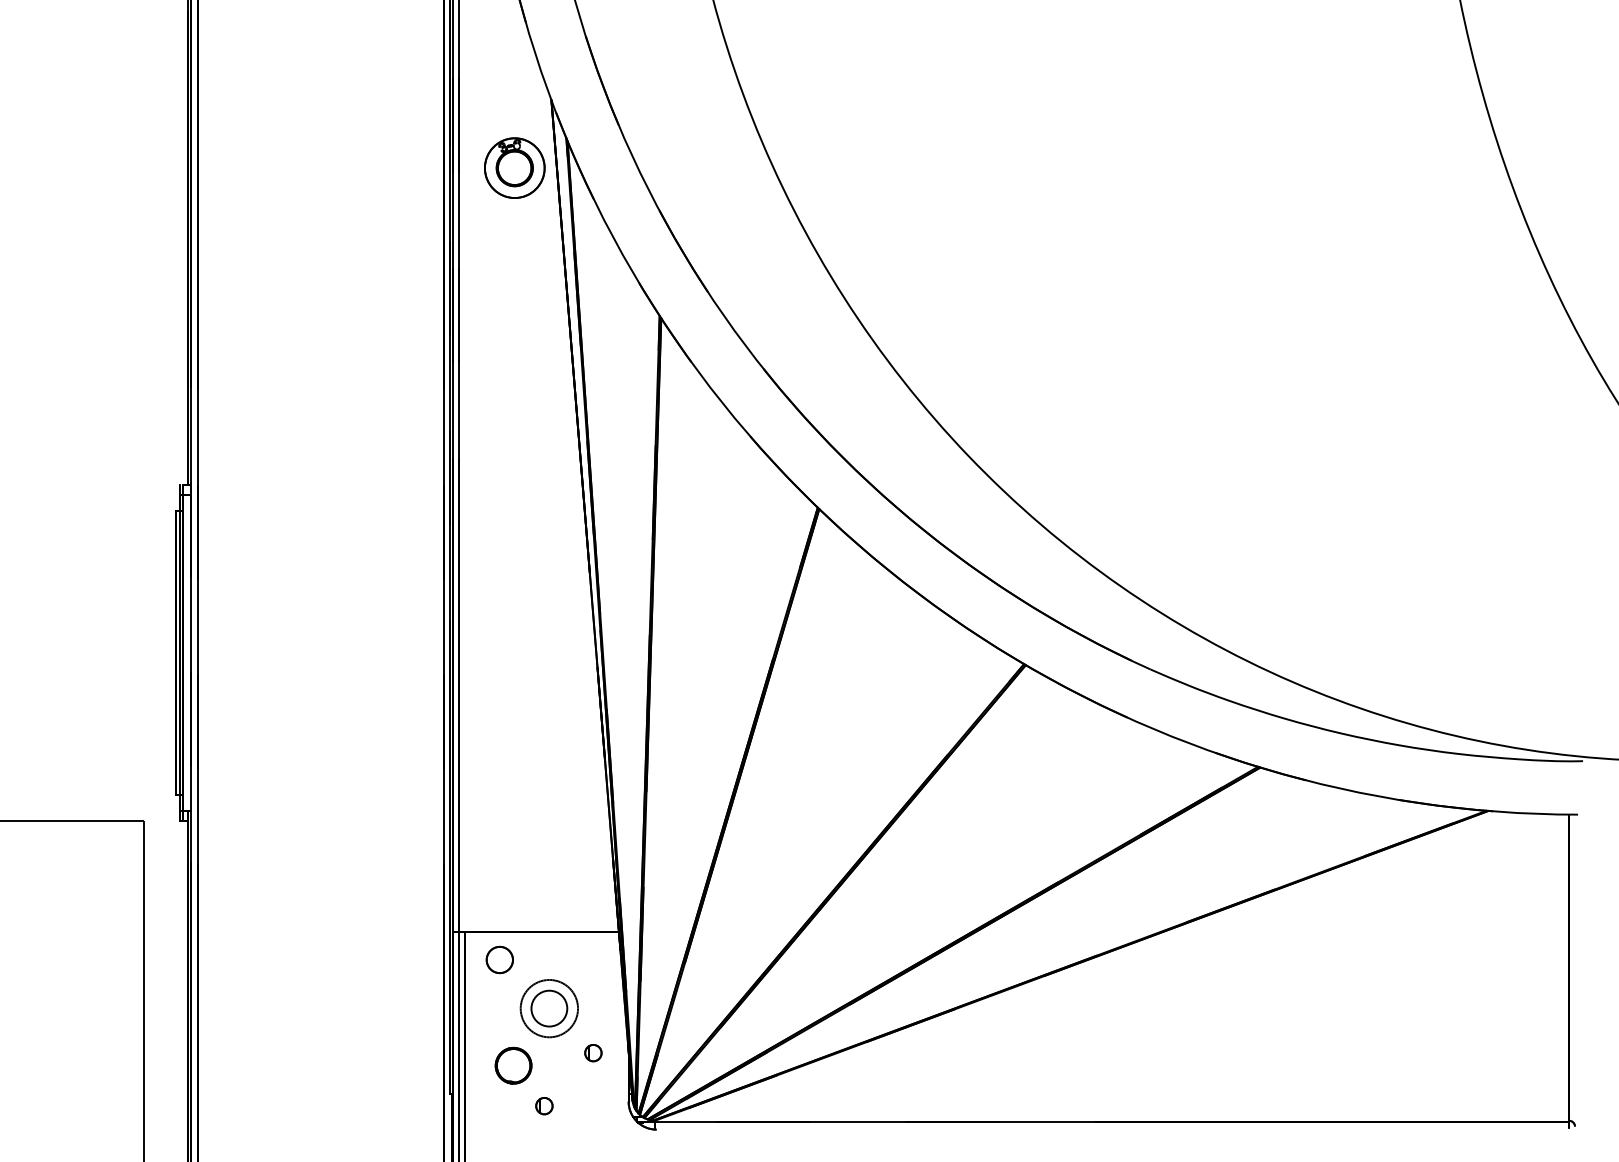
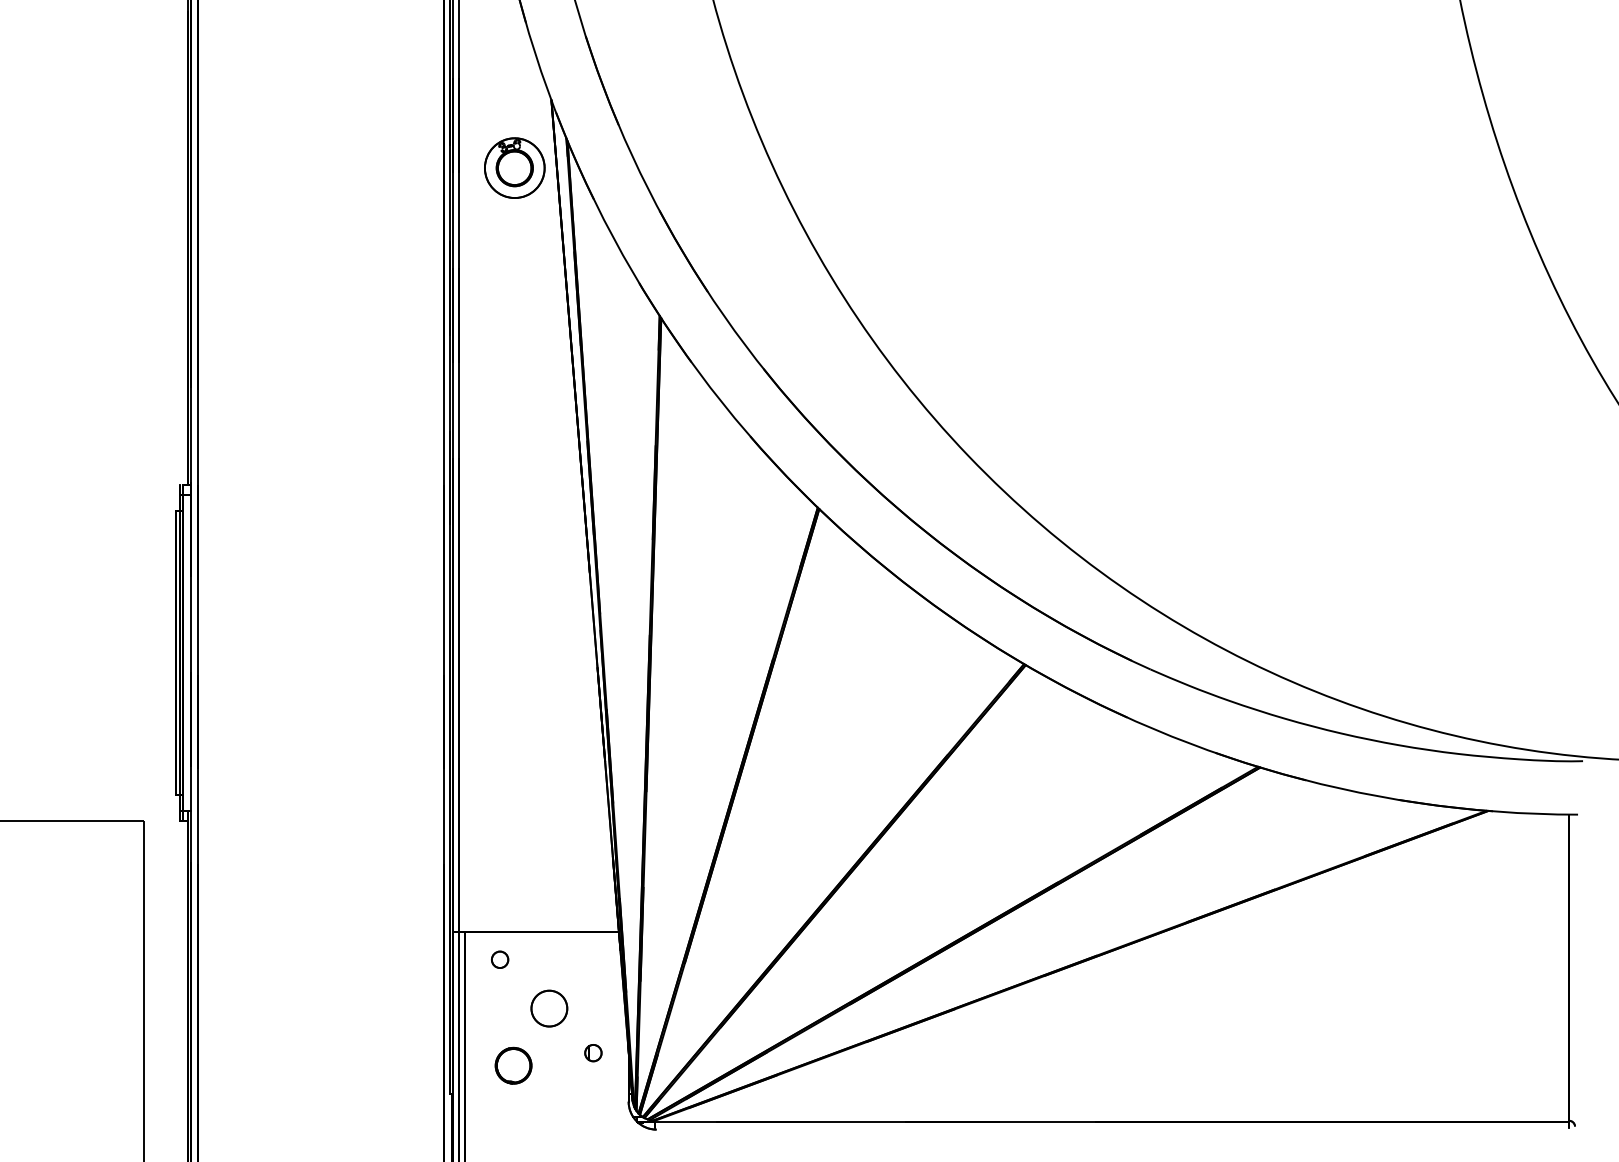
circle size: 29x30 px -> 19x19 px (500, 959)
circle diameter: 57 px -> 36 px (549, 1008)
part: present -> none (544, 1106)
